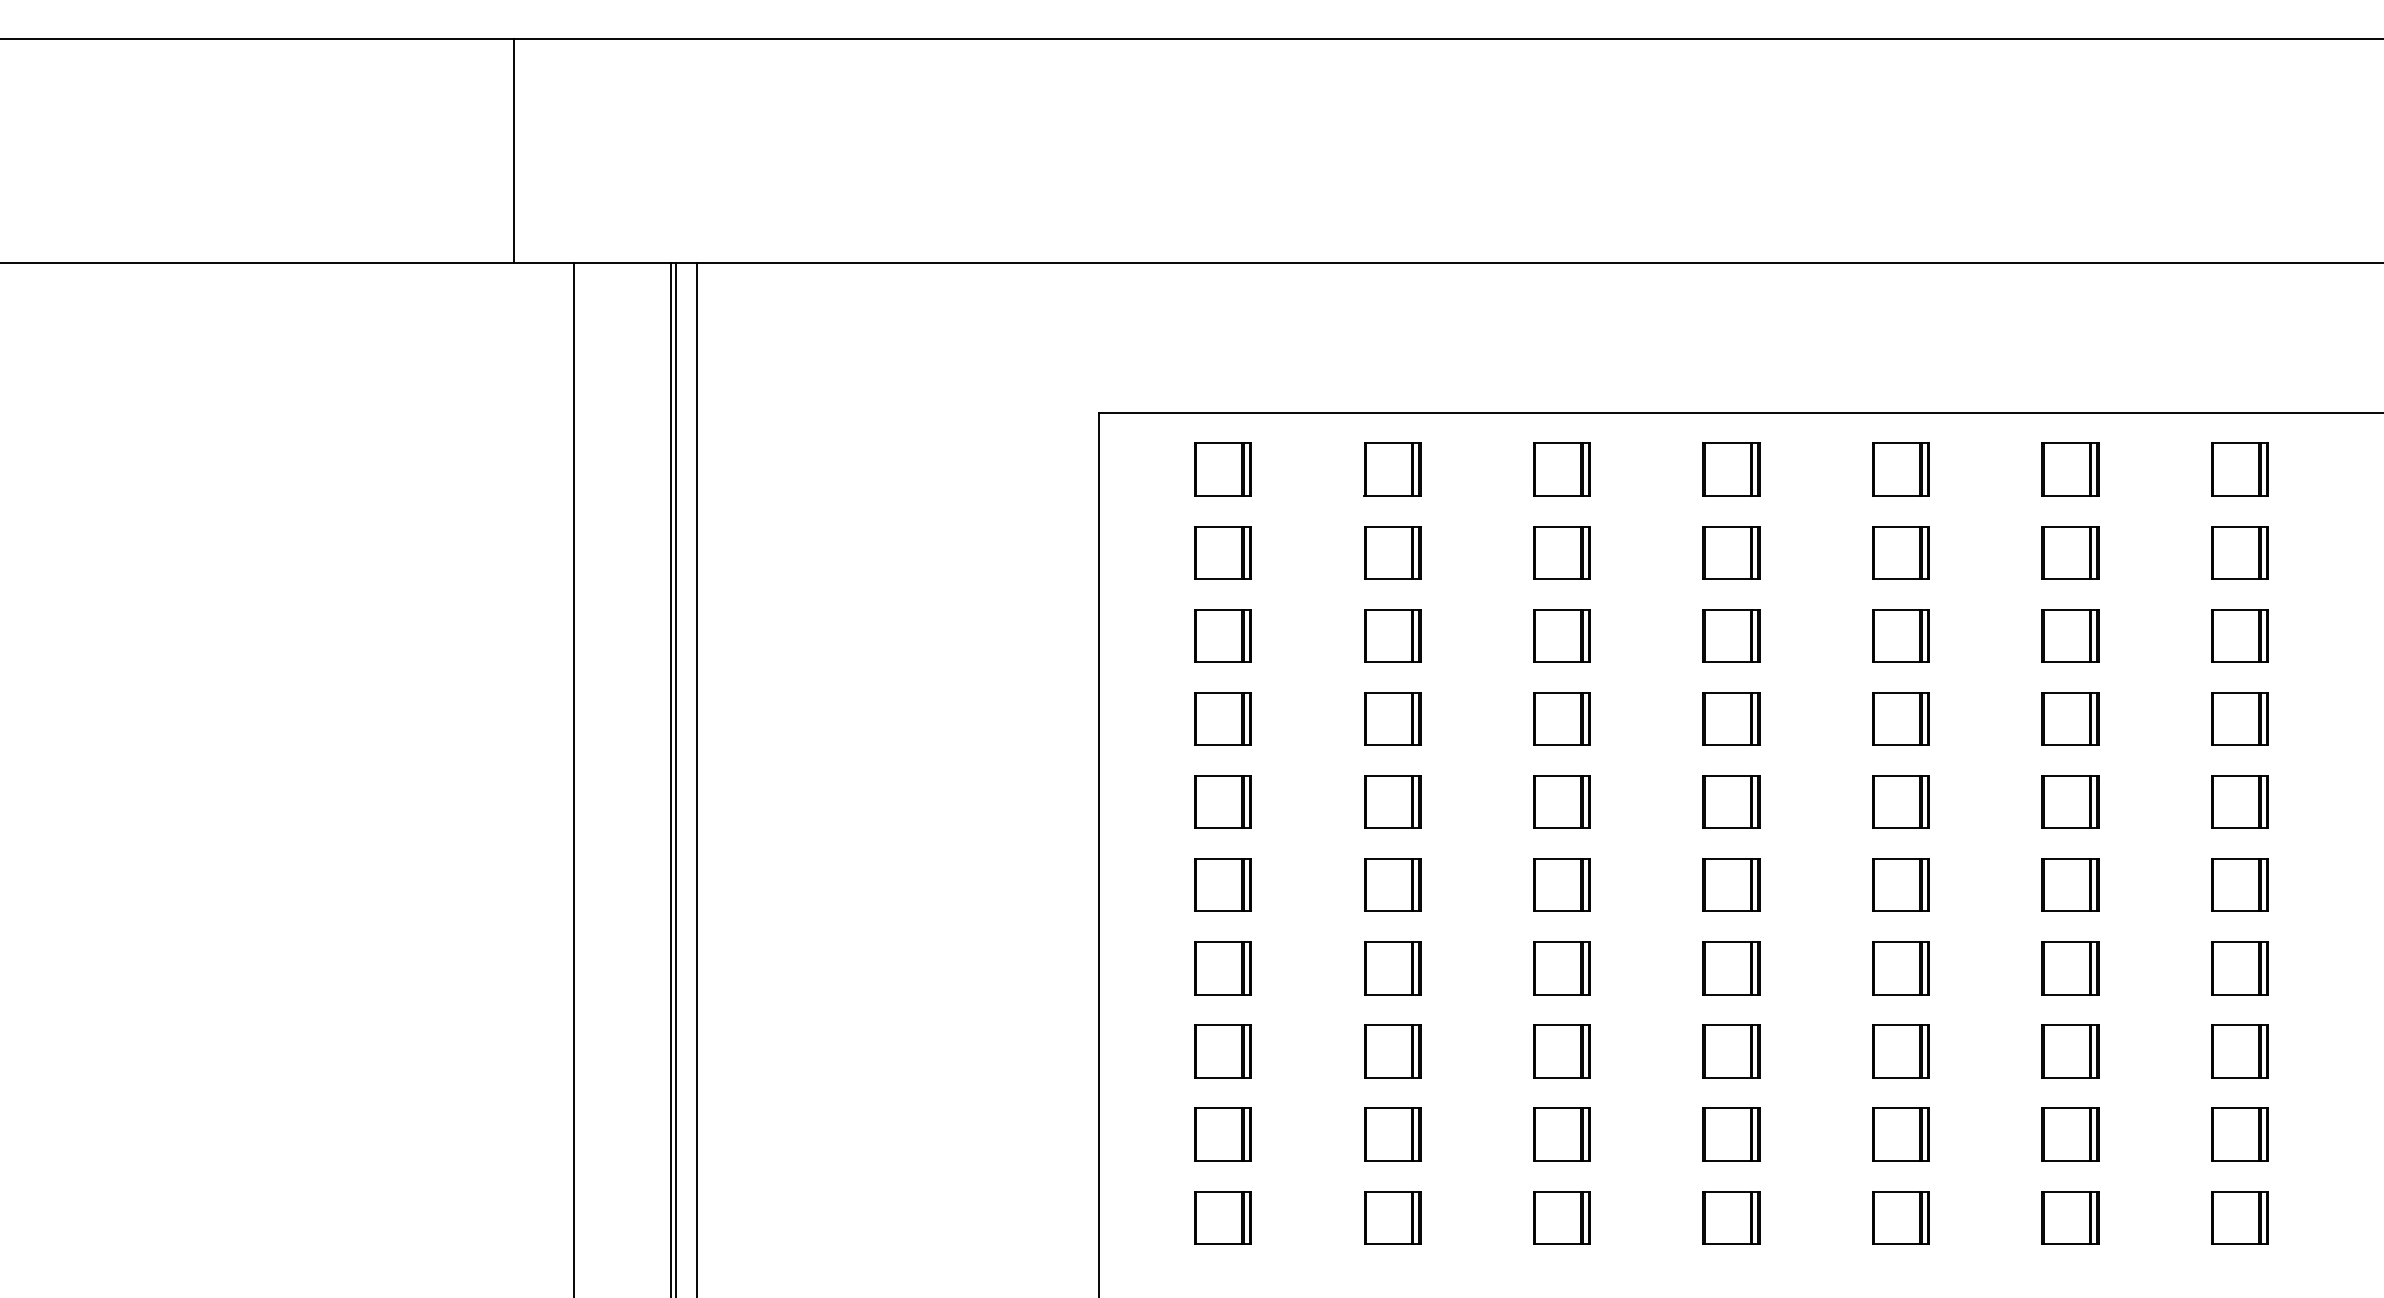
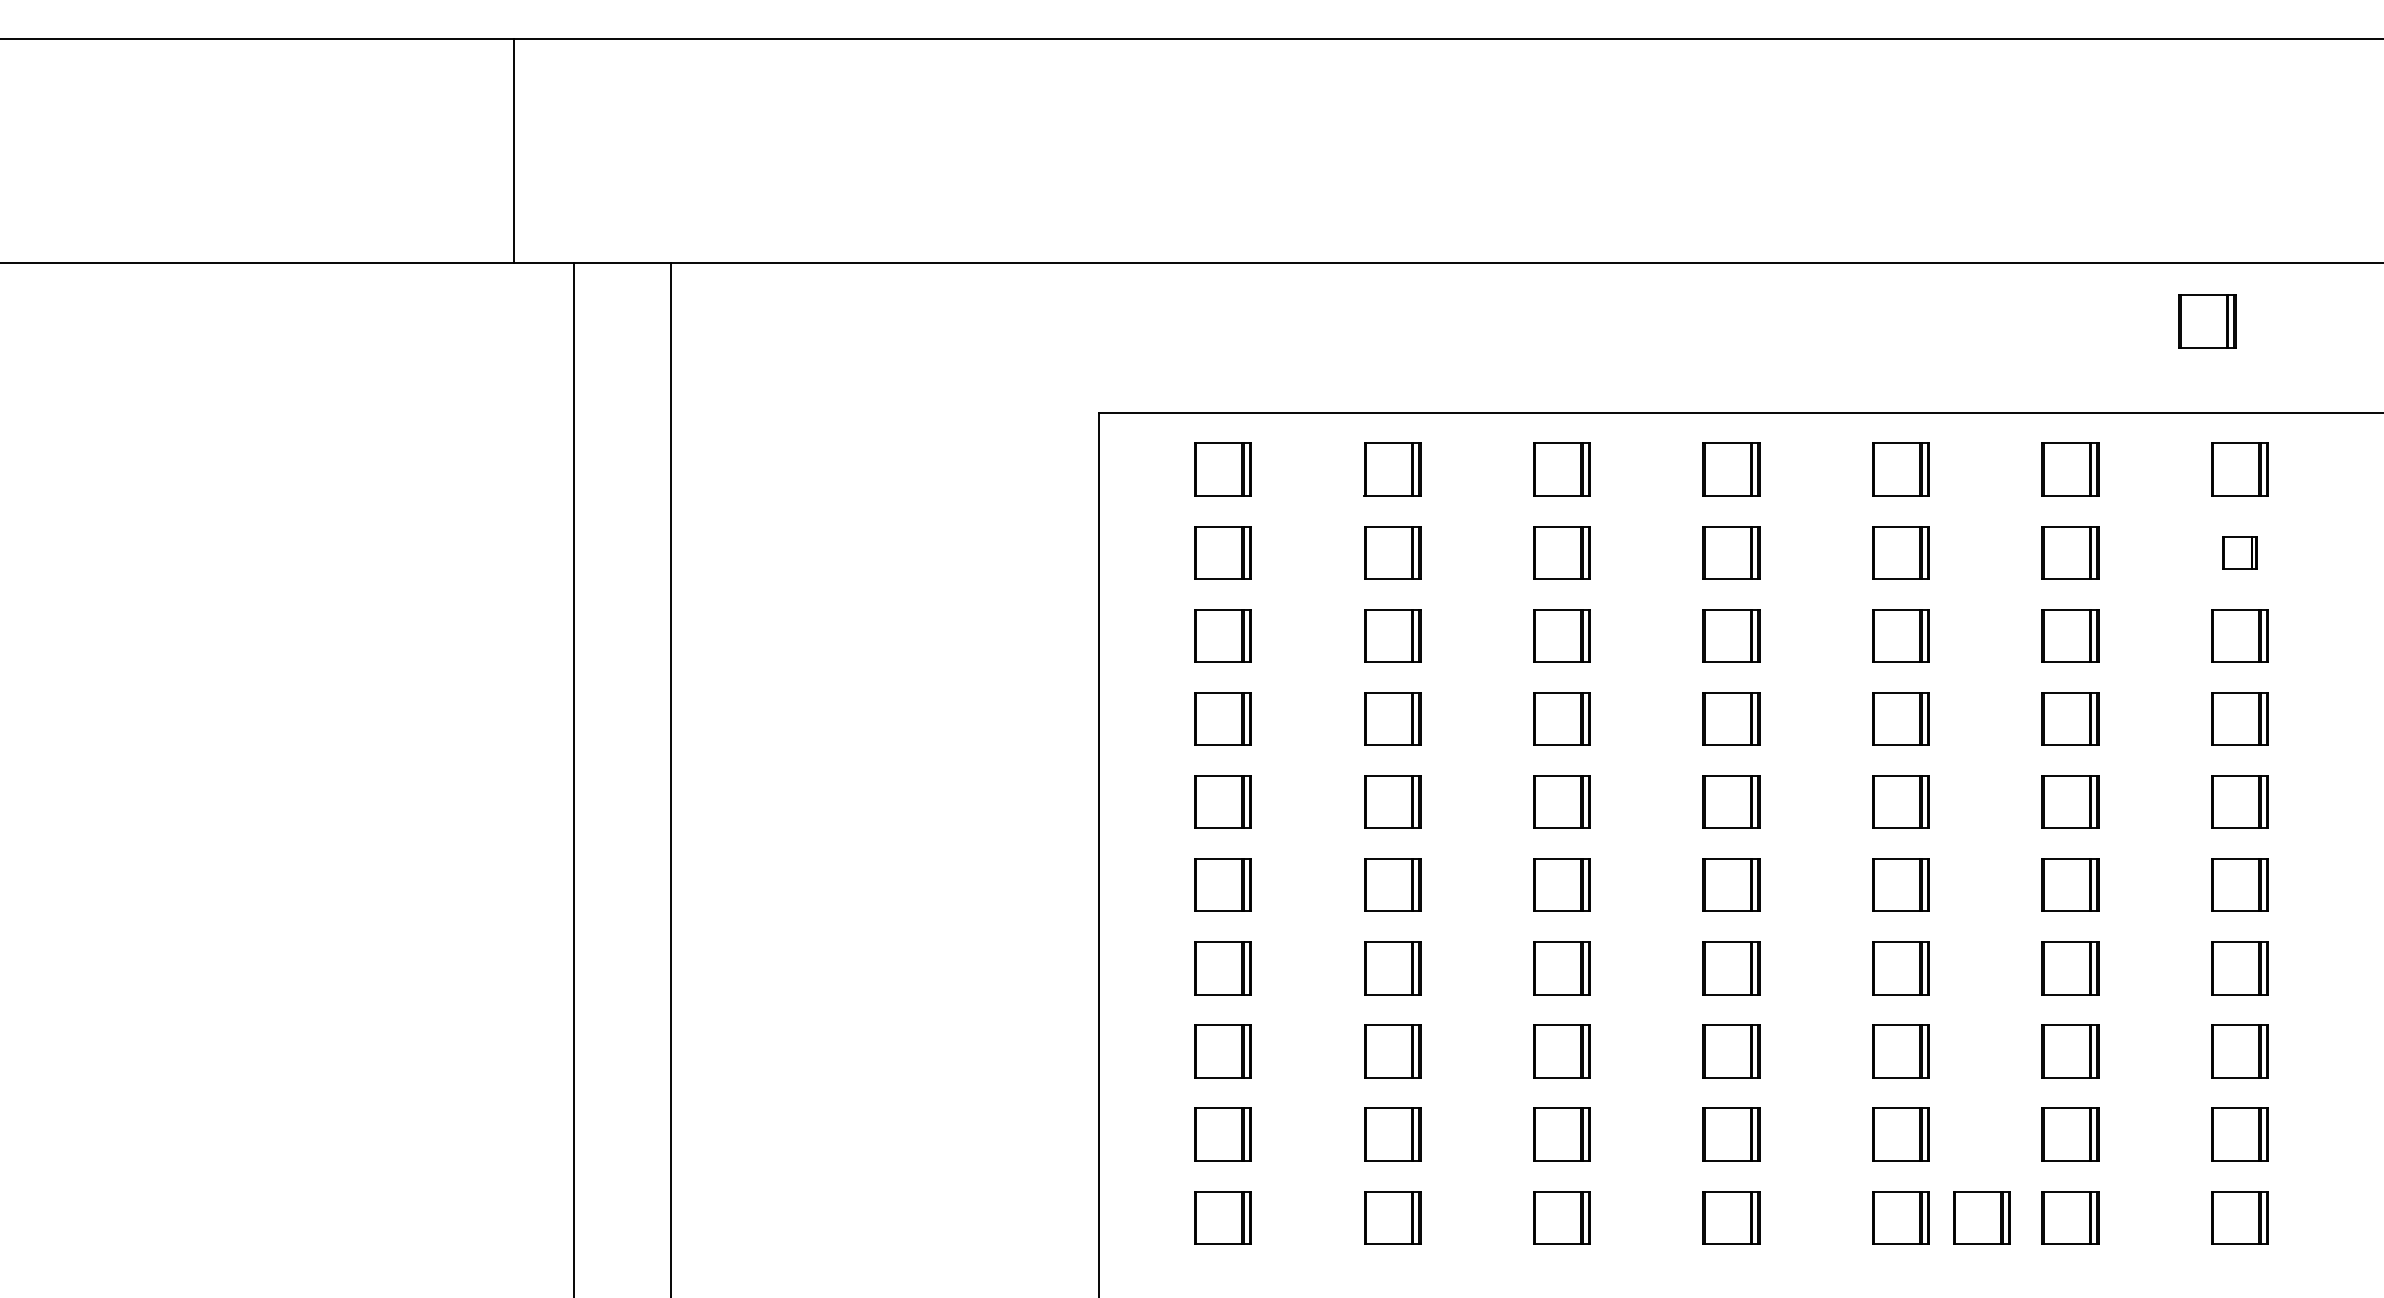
part: none -> present (2207, 321)
part size: 58x54 px -> 36x34 px (2239, 552)
line: present -> none (675, 778)
line: present -> none (697, 778)
part: none -> present (1981, 1217)
